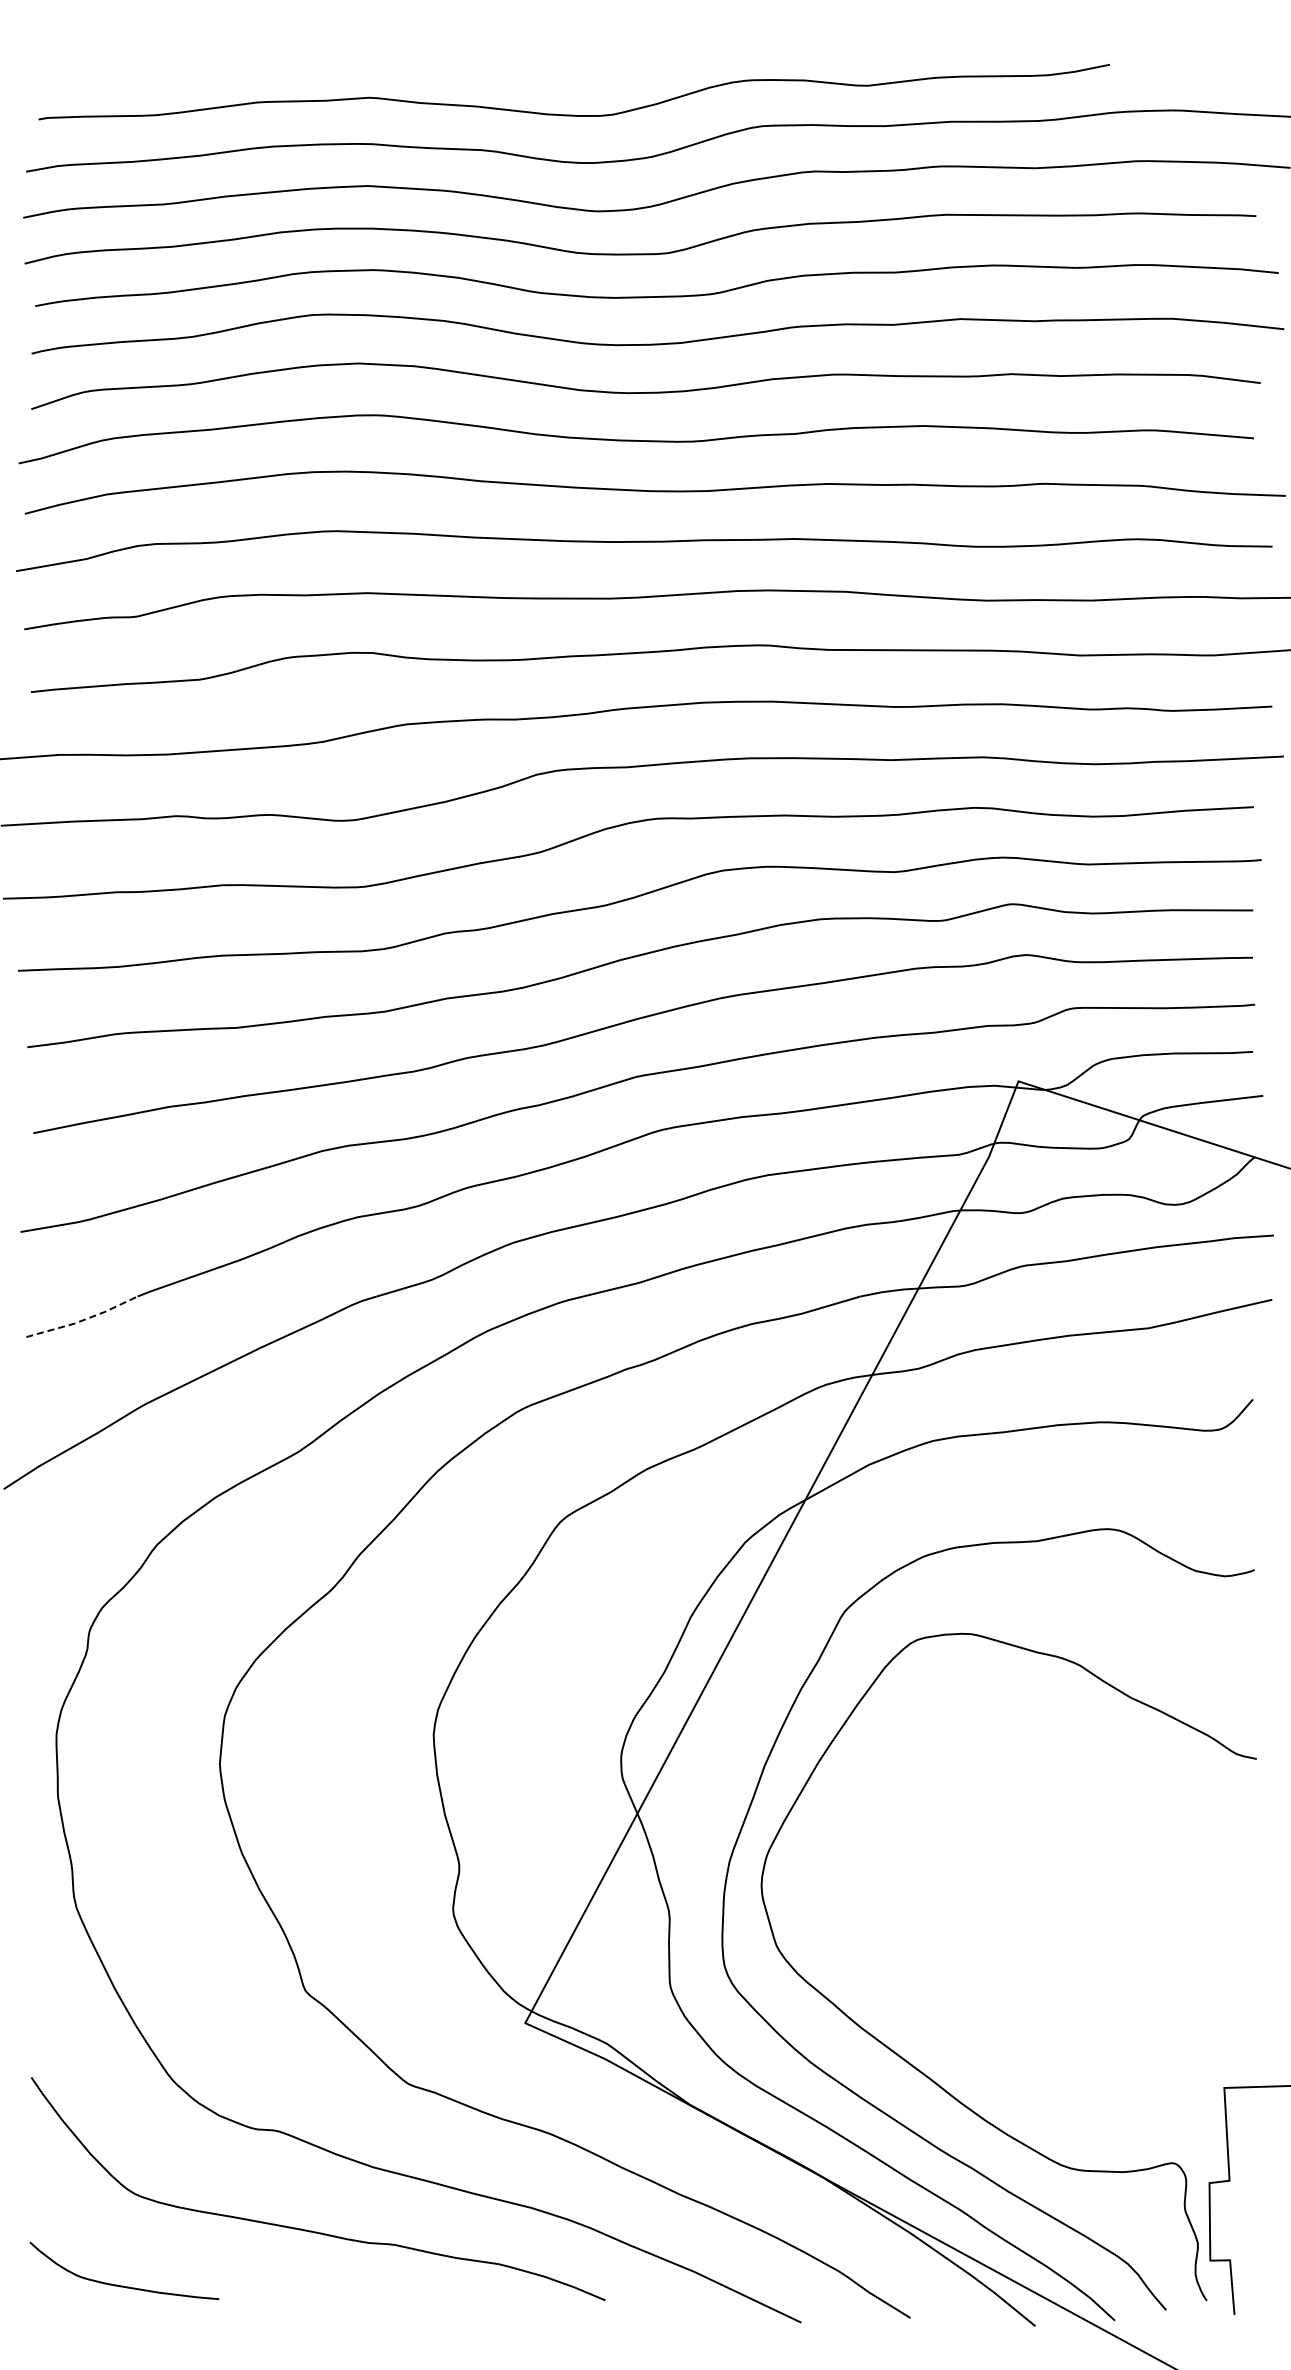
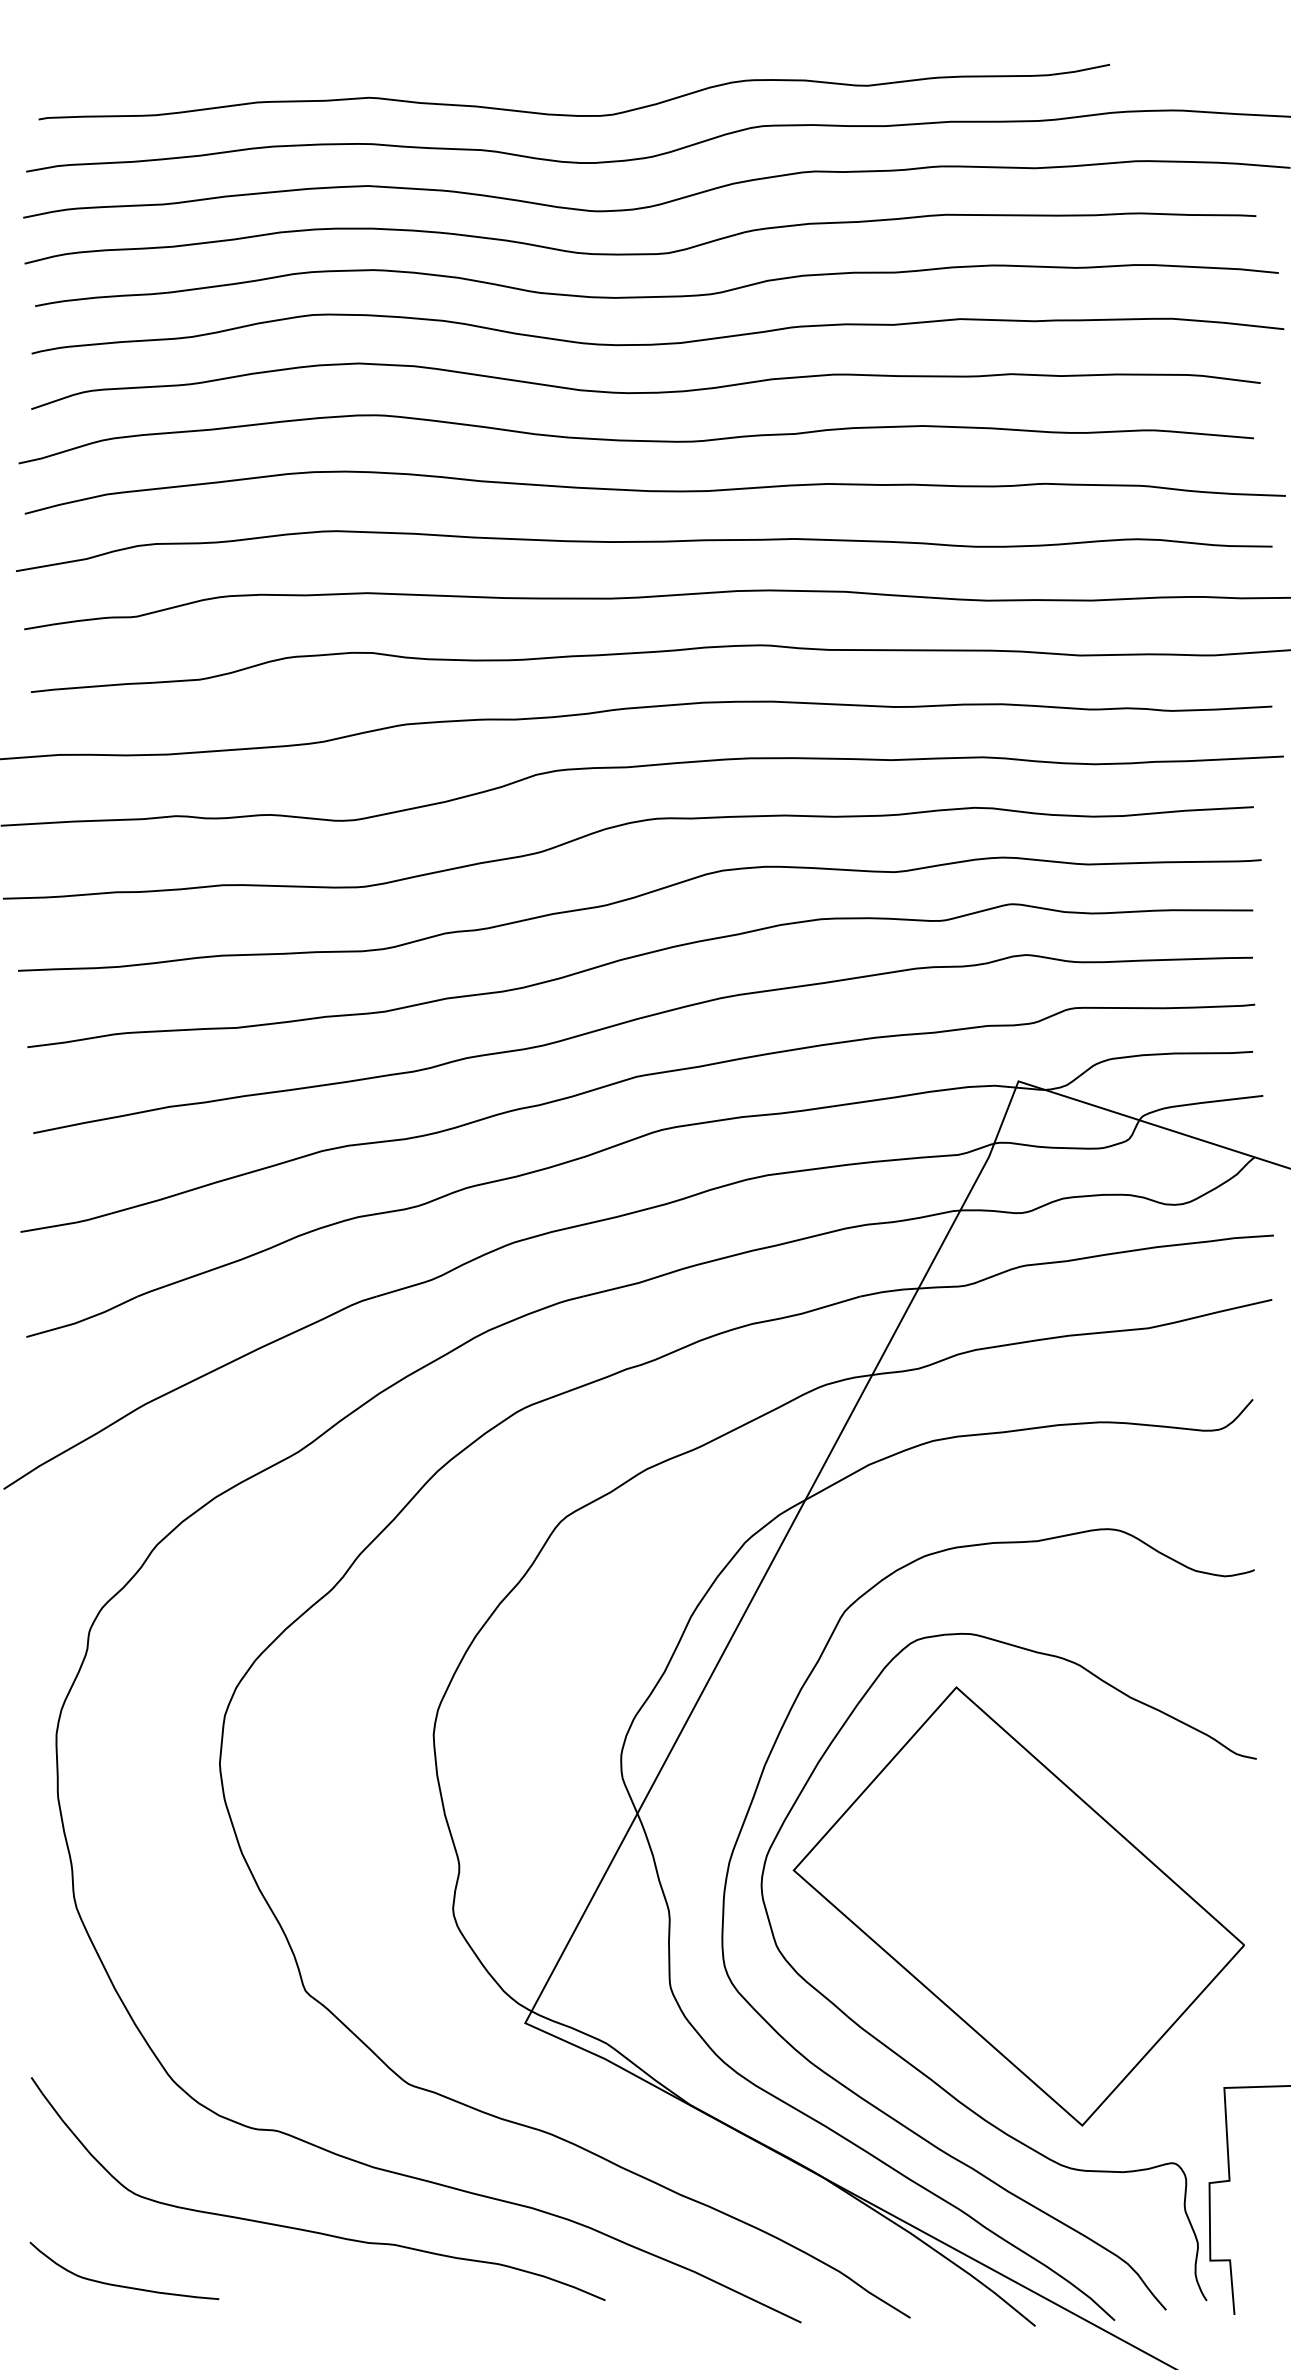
line: dashed -> solid (83, 1320)
part: none -> present (1018, 1906)
